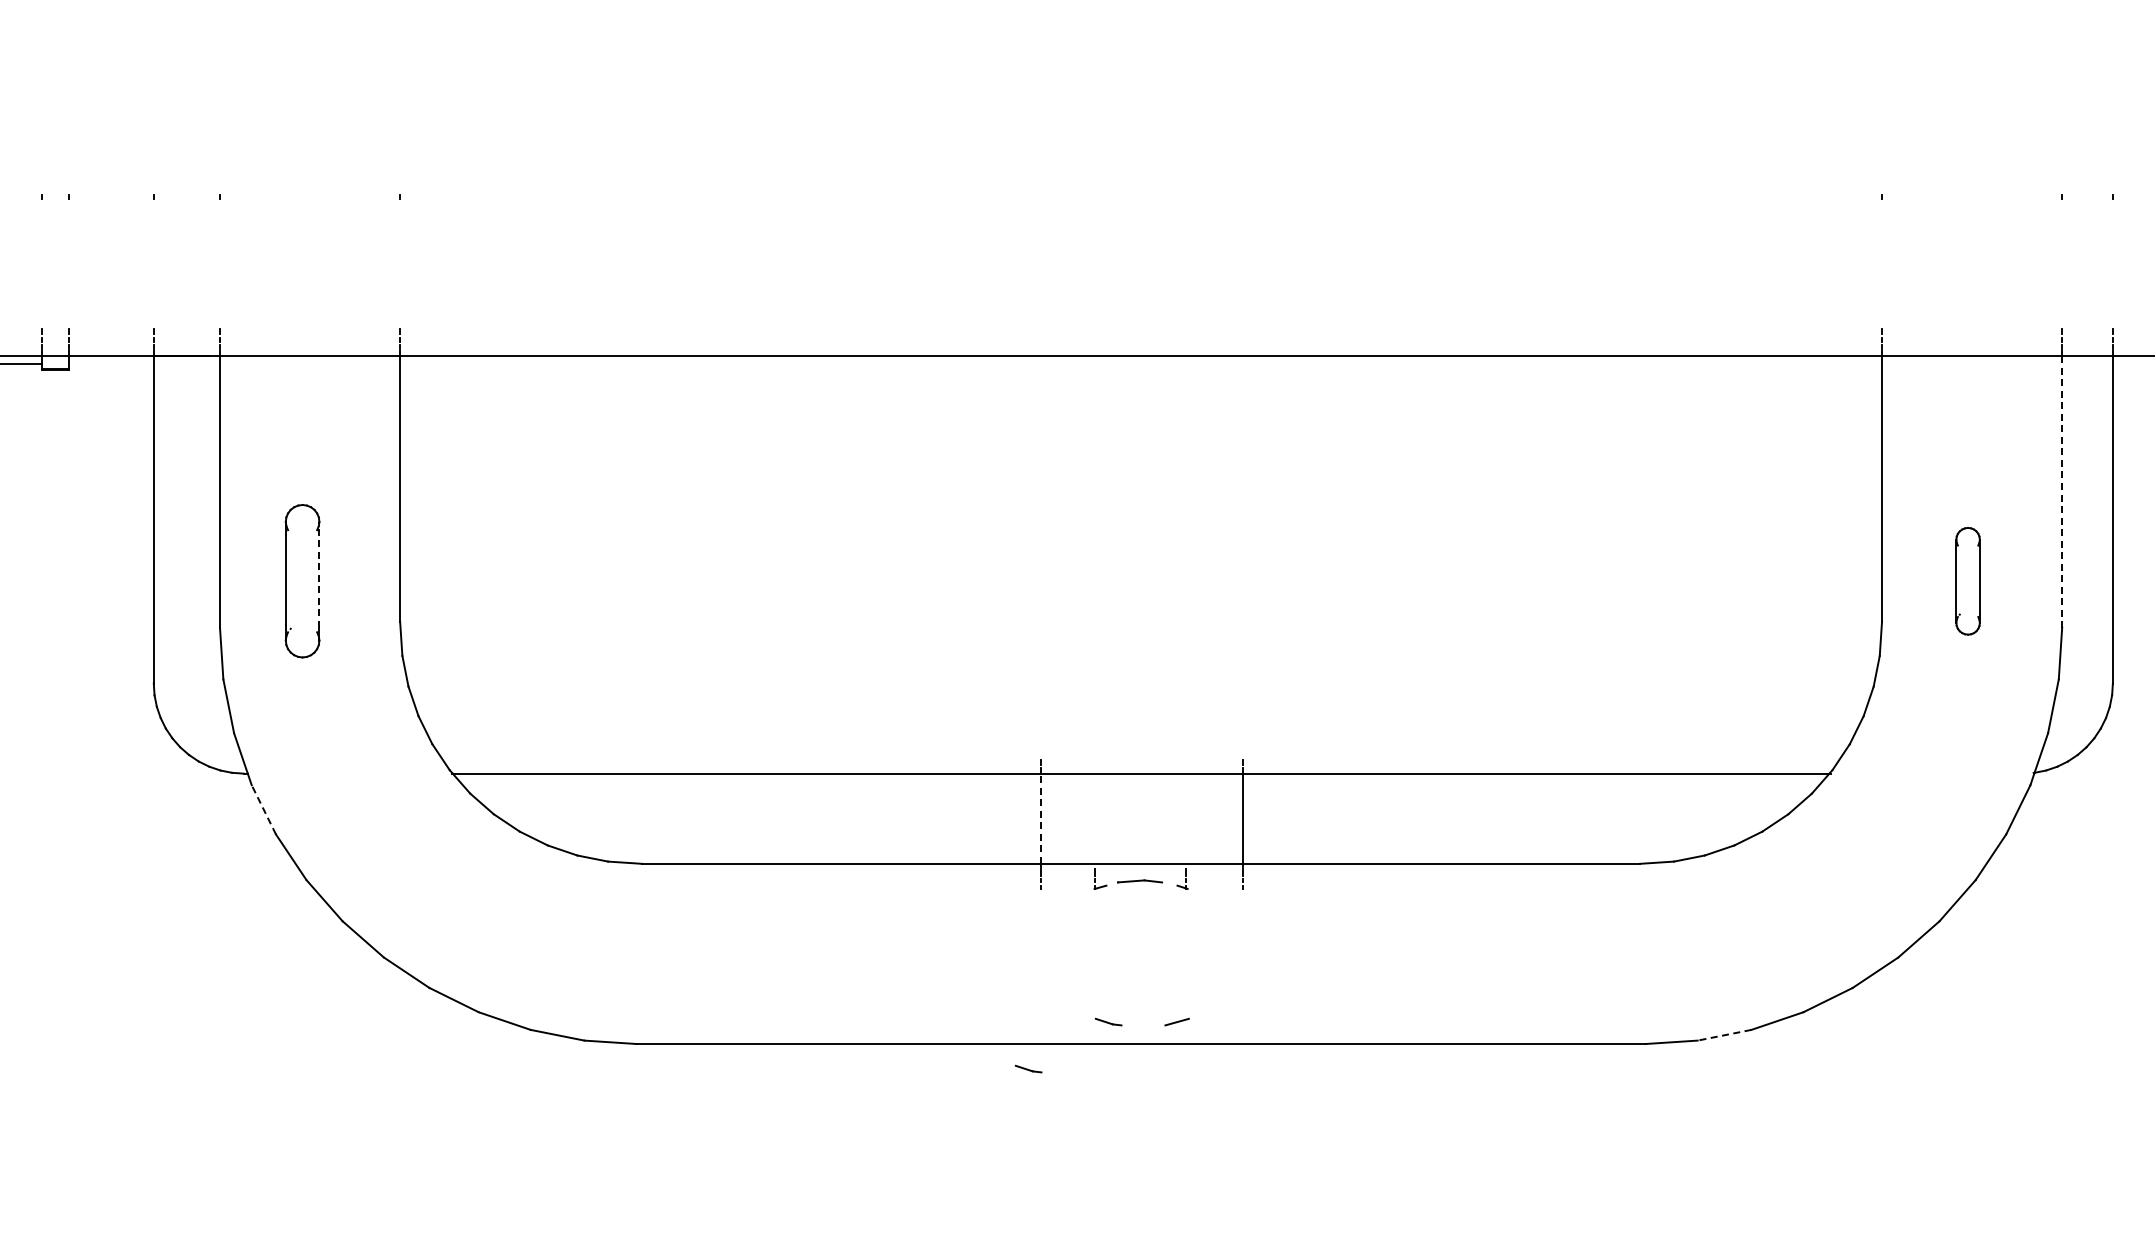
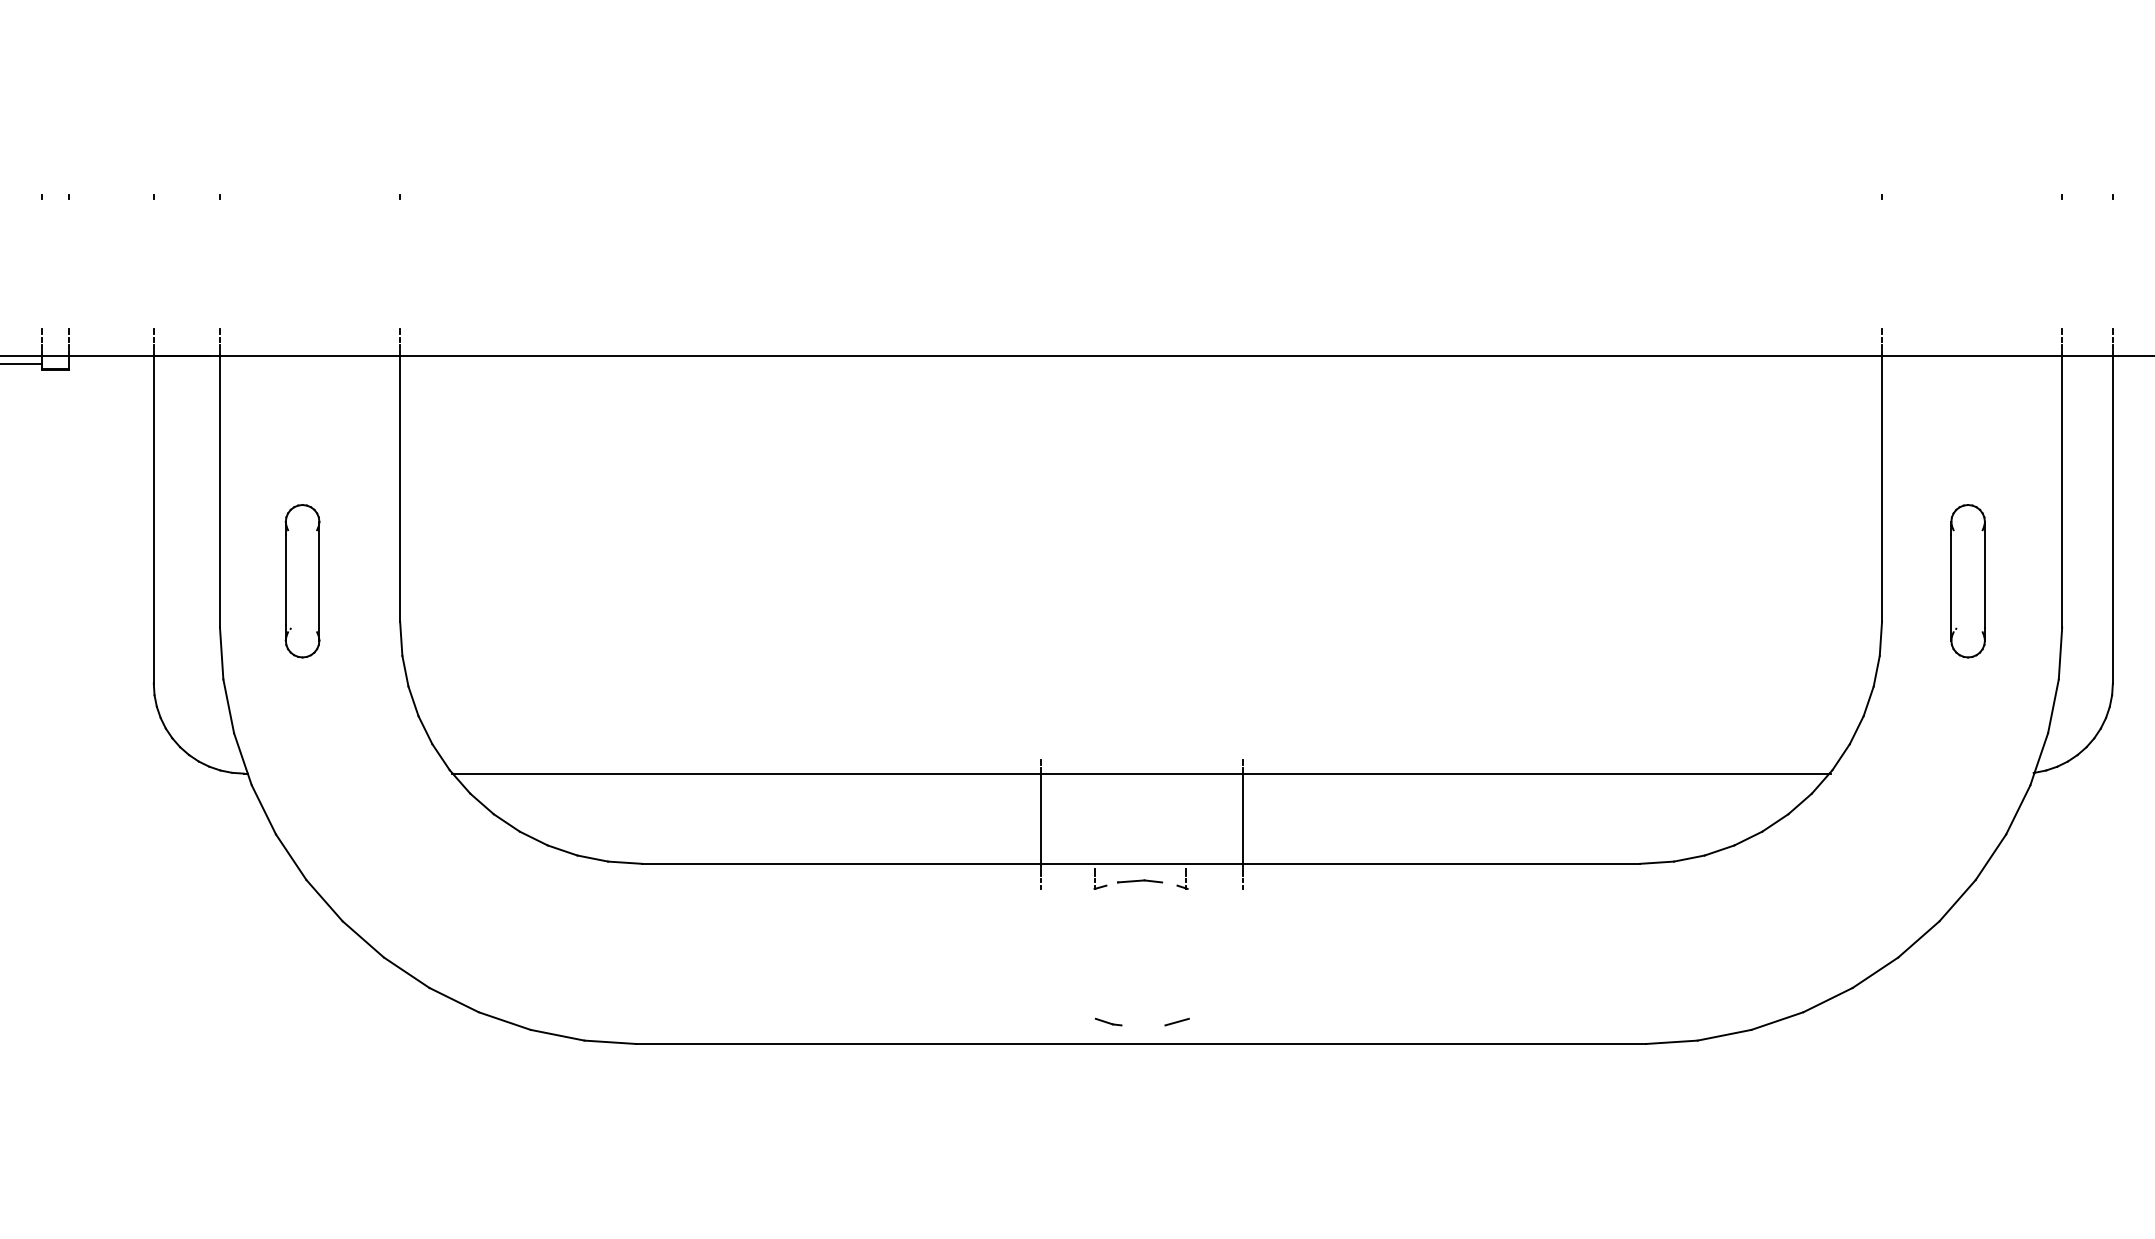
line: dashed -> solid (2062, 492)
line: dashed -> solid (319, 574)
part size: 26x109 px -> 36x155 px (1967, 581)
line: dashed -> solid (263, 809)
line: dashed -> solid (1040, 818)
line: dashed -> solid (1724, 1035)
part: present -> none (1028, 1068)
